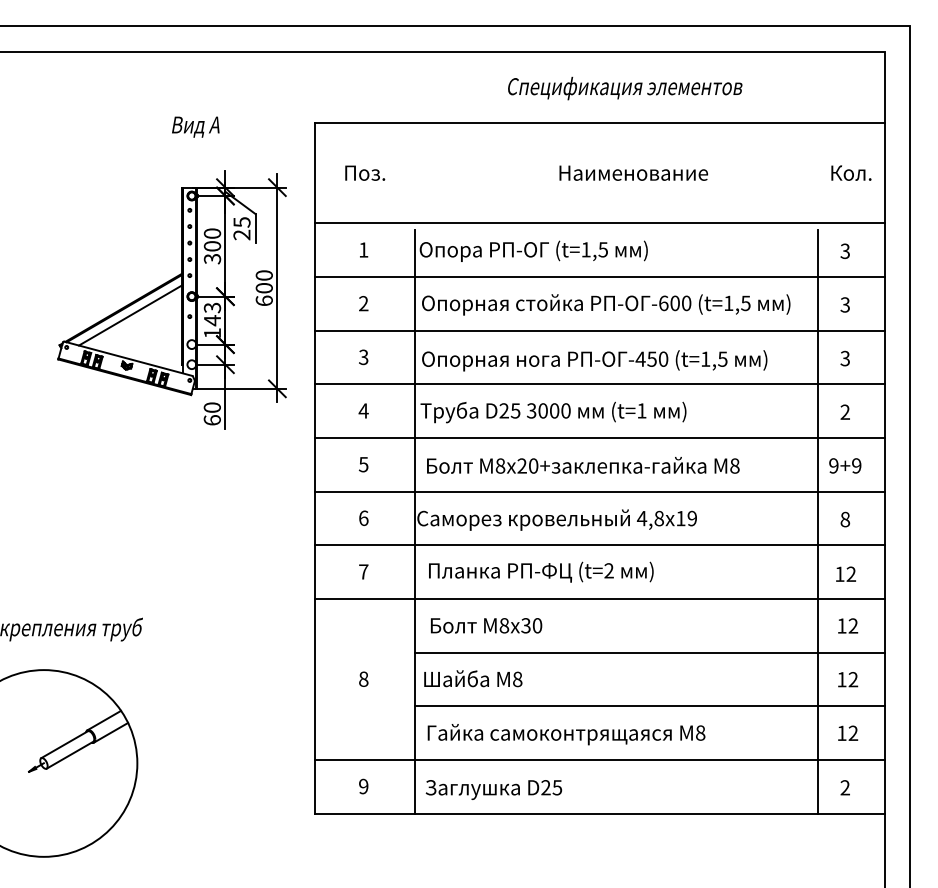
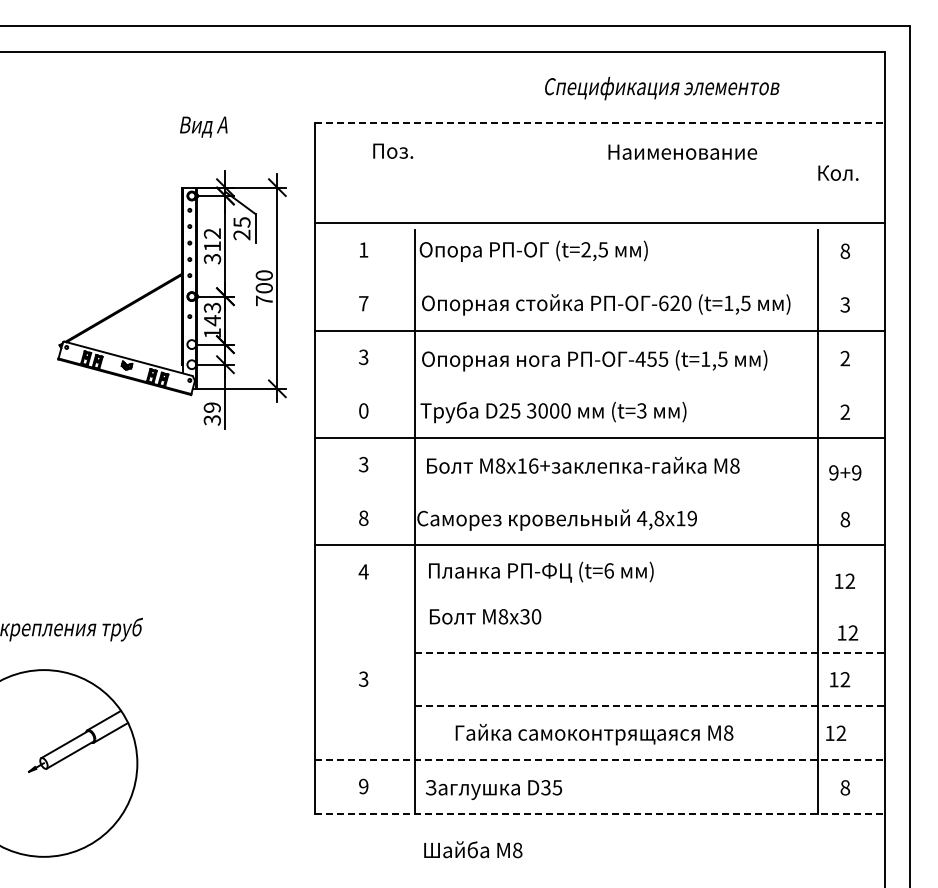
text position: (625, 88) -> (662, 88) (662, 88)
line: solid -> dashed (600, 122)
text position: (195, 126) -> (203, 126) (203, 126)
text position: (365, 172) -> (393, 150) (393, 150)
text position: (633, 172) -> (682, 151) (682, 151)
text position: (851, 172) -> (838, 172) (838, 172)
text: 300 -> 312 (212, 239)
text: (t=1,5 -> (t=2,5 (585, 249)
text: 3 -> 8 (845, 250)
line: present -> none (599, 277)
text: 600 -> 700 (263, 300)
text: 2 -> 7 (363, 303)
text: -600 -> -620 (674, 303)
line: present -> none (130, 315)
text: -450 -> -455 (663, 358)
text: 3 -> 2 (844, 358)
line: present -> none (599, 384)
text: 4 -> 0 (363, 410)
text: (t=1 -> (t=3 (641, 410)
text: 60 -> 39 (211, 413)
text: 5 -> 3 (363, 463)
text: 20+ -> 16+ (527, 465)
text position: (845, 465) -> (845, 472) (845, 472)
line: present -> none (599, 491)
text: 6 -> 8 (363, 517)
text: (t=2 -> (t=6 (608, 570)
text: 7 -> 4 (363, 571)
text position: (845, 573) -> (844, 580) (844, 580)
line: present -> none (599, 599)
text position: (486, 625) -> (485, 616) (485, 616)
text position: (848, 625) -> (848, 632) (848, 632)
line: solid -> dashed (649, 652)
text: 8 -> 3 (363, 678)
text position: (473, 678) -> (473, 849) (473, 849)
text position: (848, 679) -> (840, 679) (840, 679)
line: solid -> dashed (649, 706)
text position: (848, 732) -> (836, 732) (836, 732)
text position: (566, 734) -> (594, 734) (594, 734)
line: solid -> dashed (600, 759)
text: D25 -> D35 (545, 787)
text: 2 -> 8 (845, 787)
line: solid -> dashed (600, 813)
